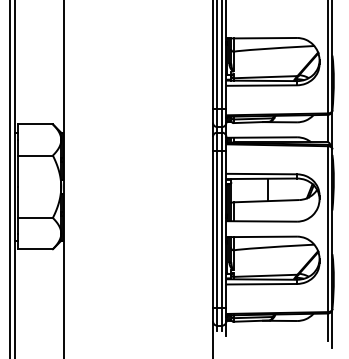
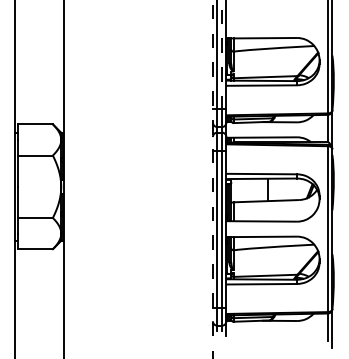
line: solid -> dashed (221, 55)
line: present -> none (9, 178)
line: solid -> dashed (212, 179)
